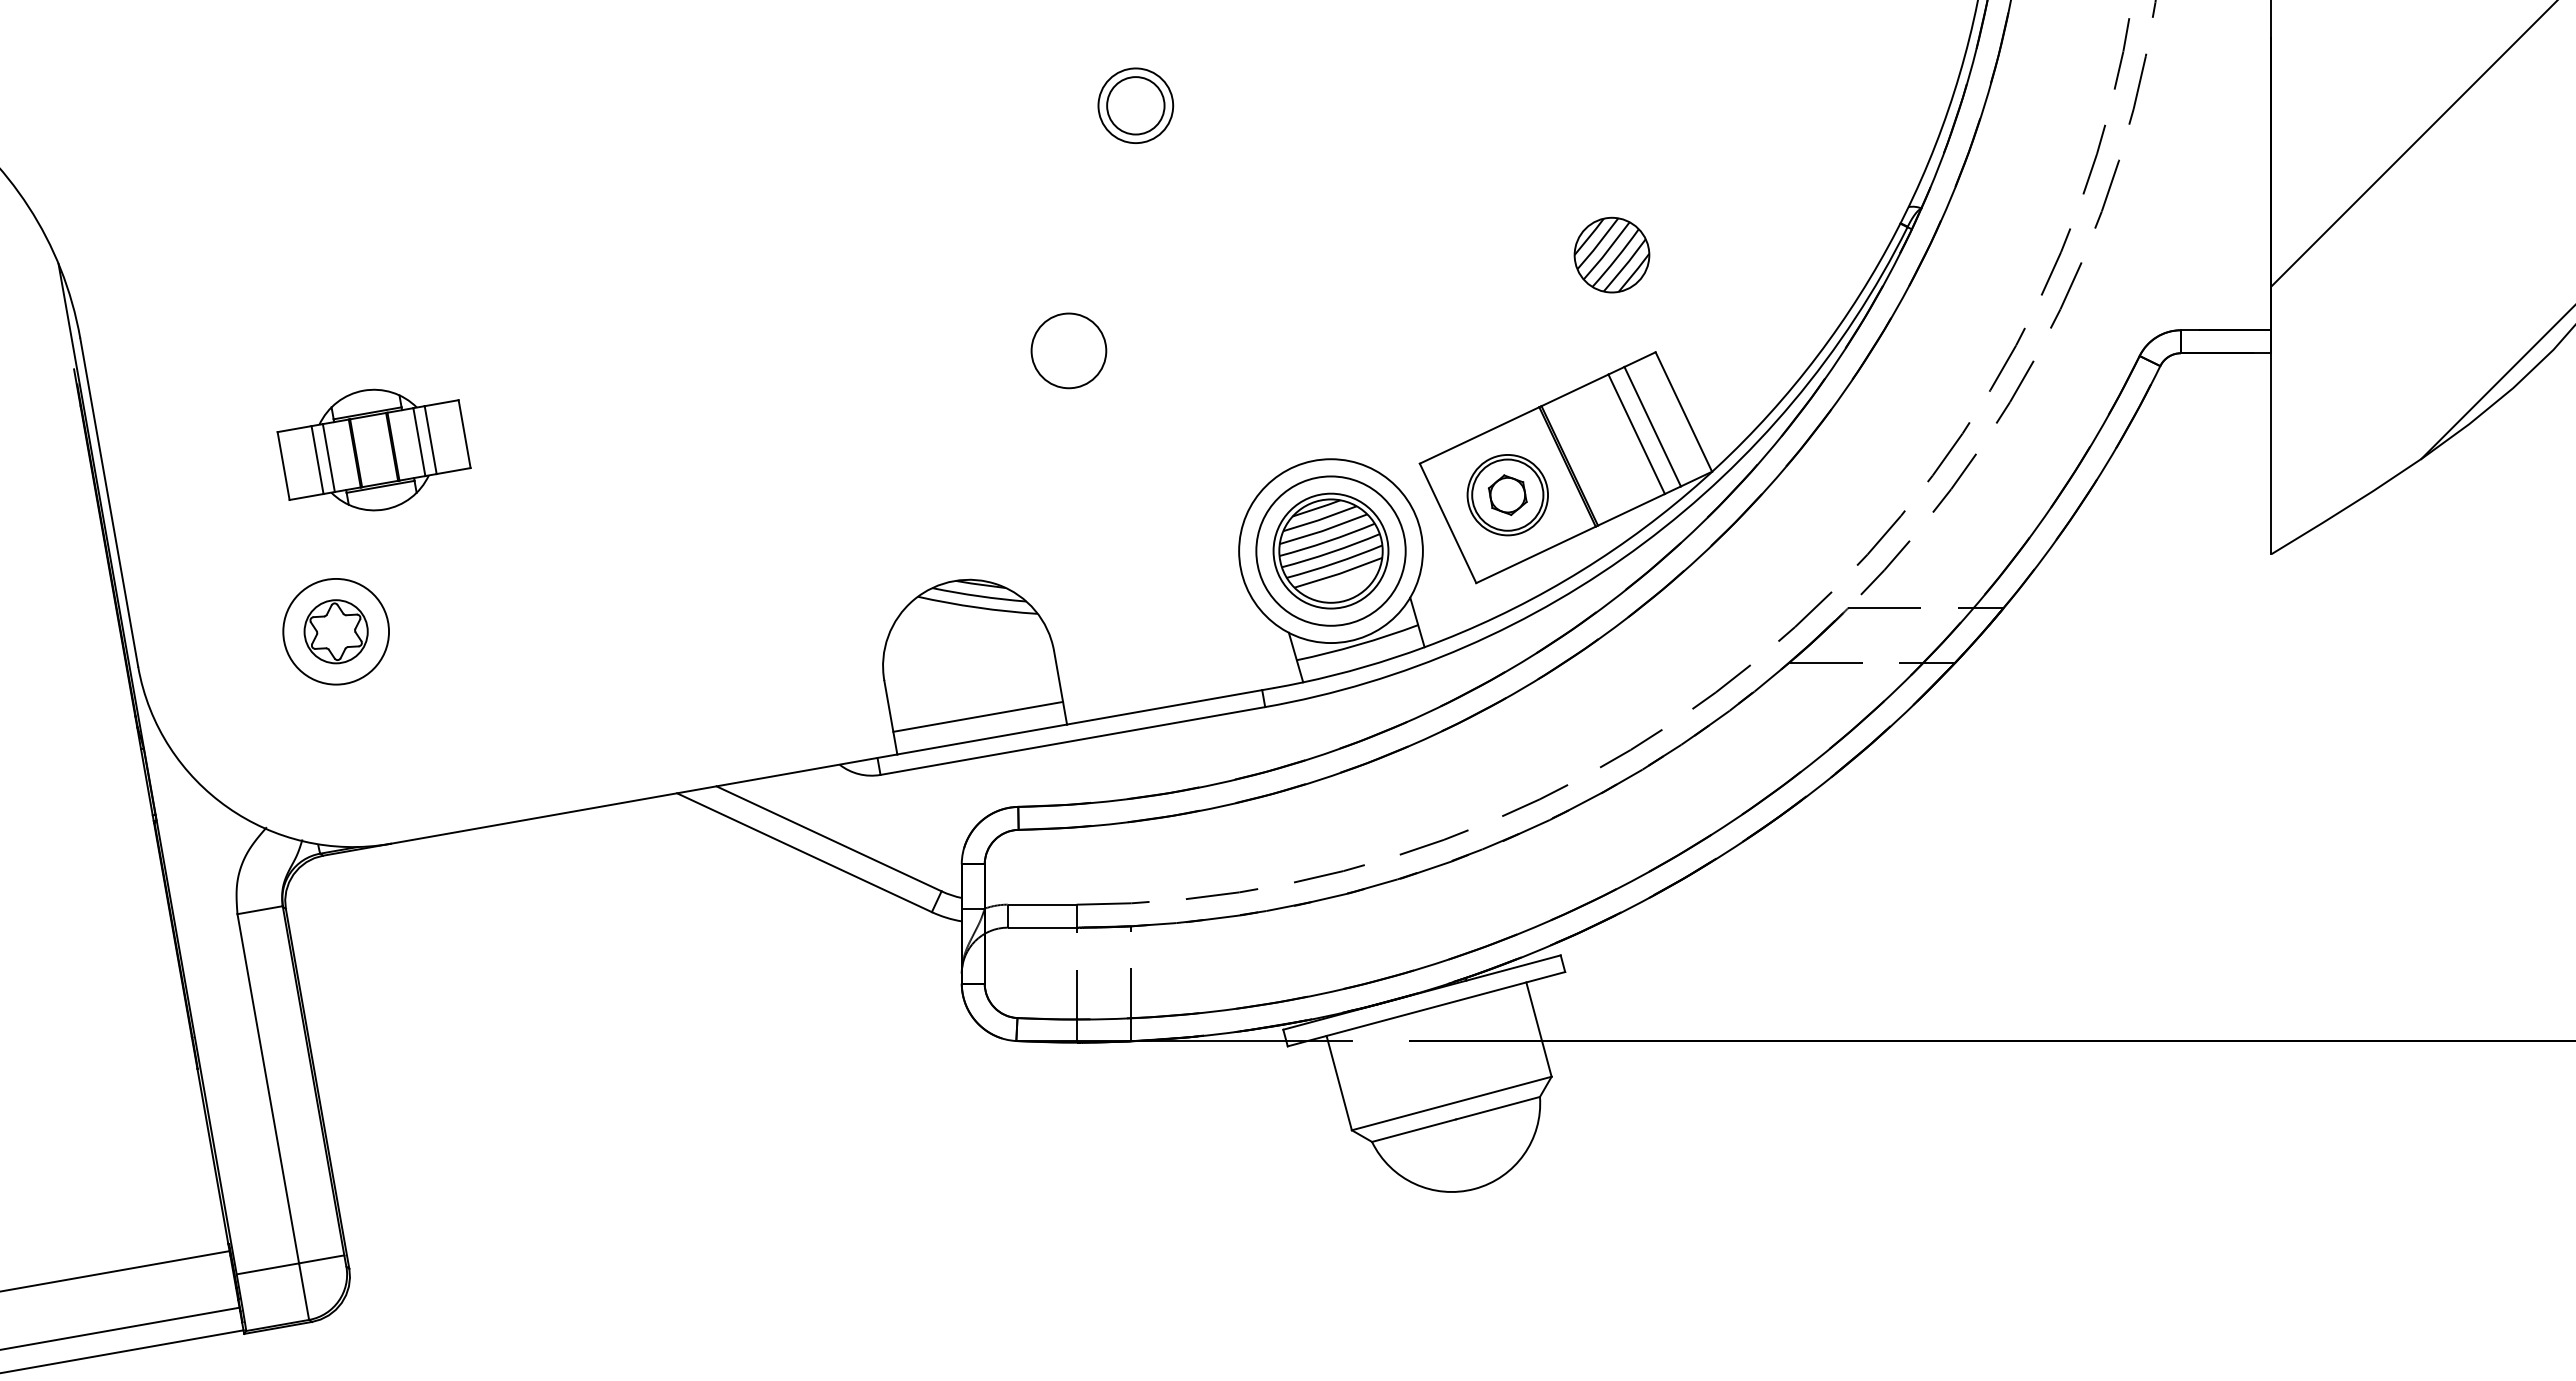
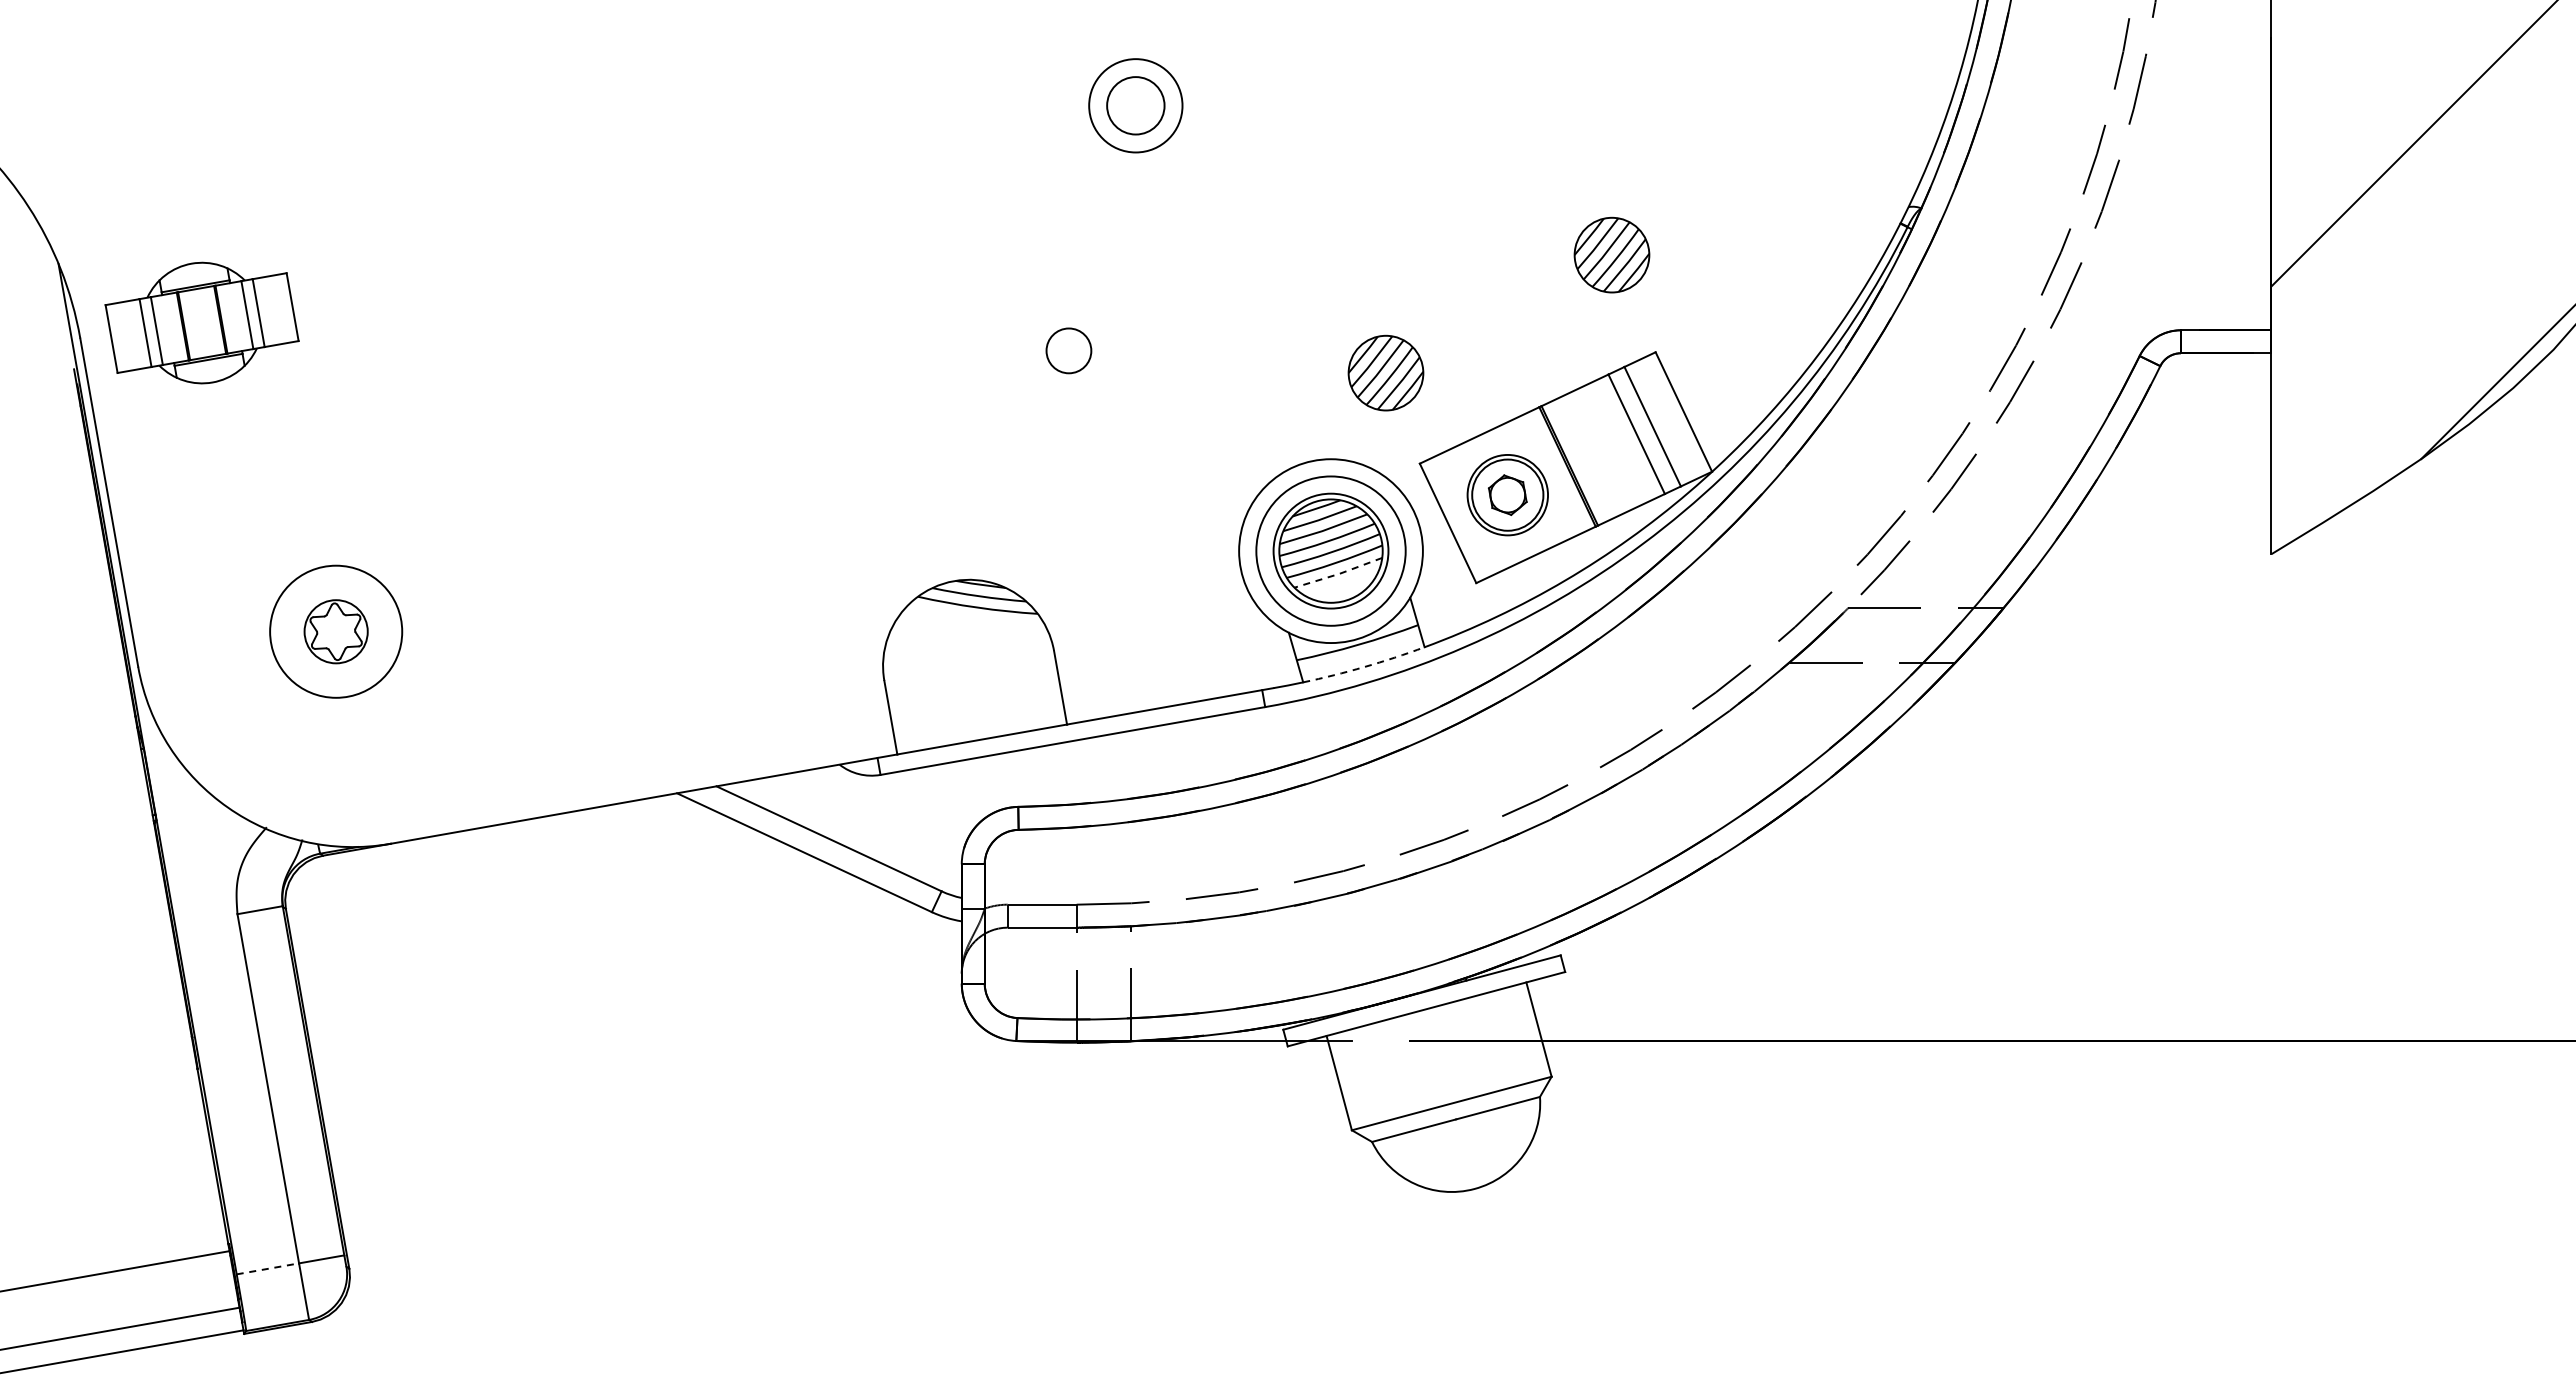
circle diameter: 75 px -> 93 px (1135, 105)
circle diameter: 75 px -> 45 px (1068, 350)
part: none -> present (1385, 372)
part position: (373, 449) -> (201, 322) (201, 322)
line: solid -> dashed (1338, 574)
circle diameter: 106 px -> 132 px (336, 631)
arc: solid -> dashed (1364, 667)
line: present -> none (978, 716)
line: solid -> dashed (267, 1268)
